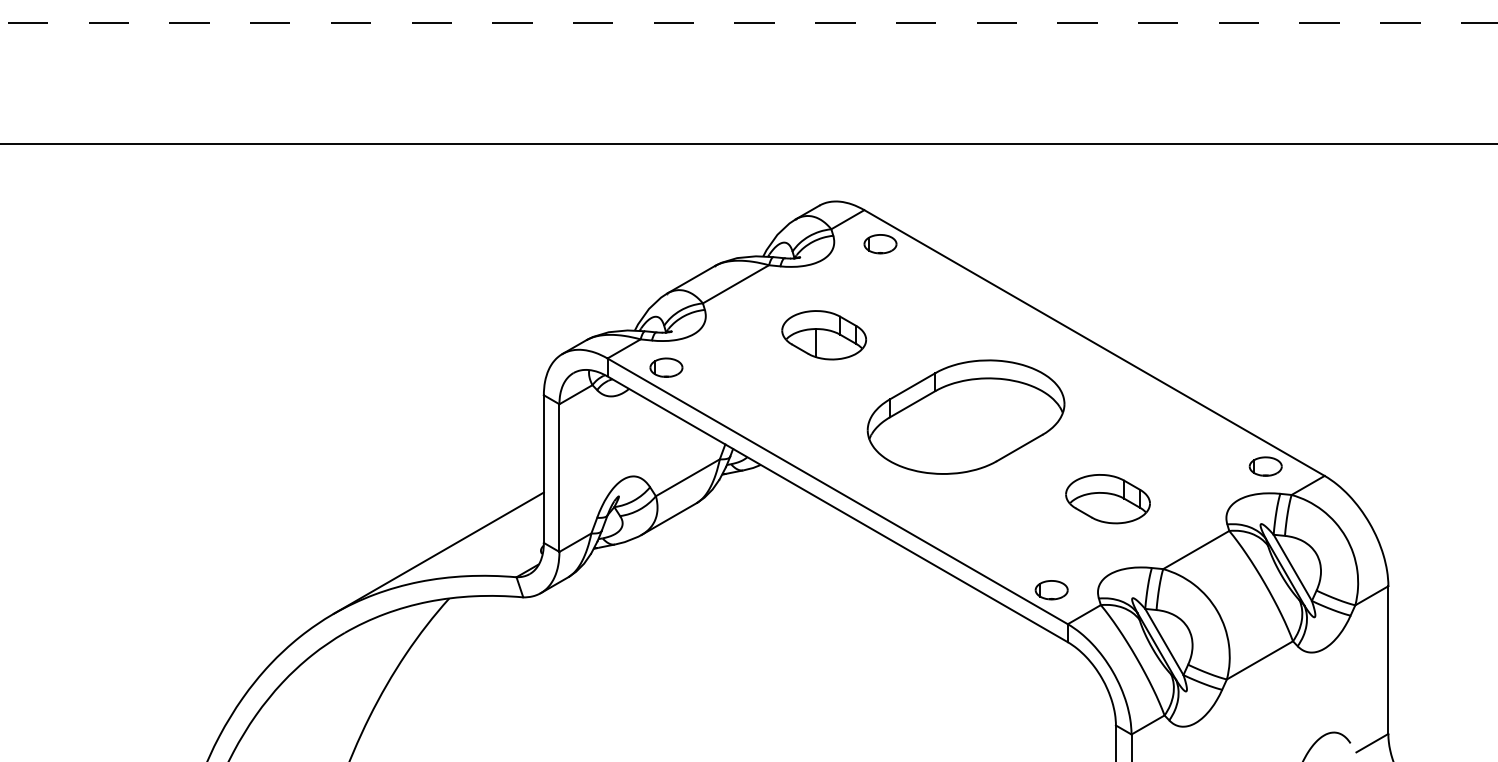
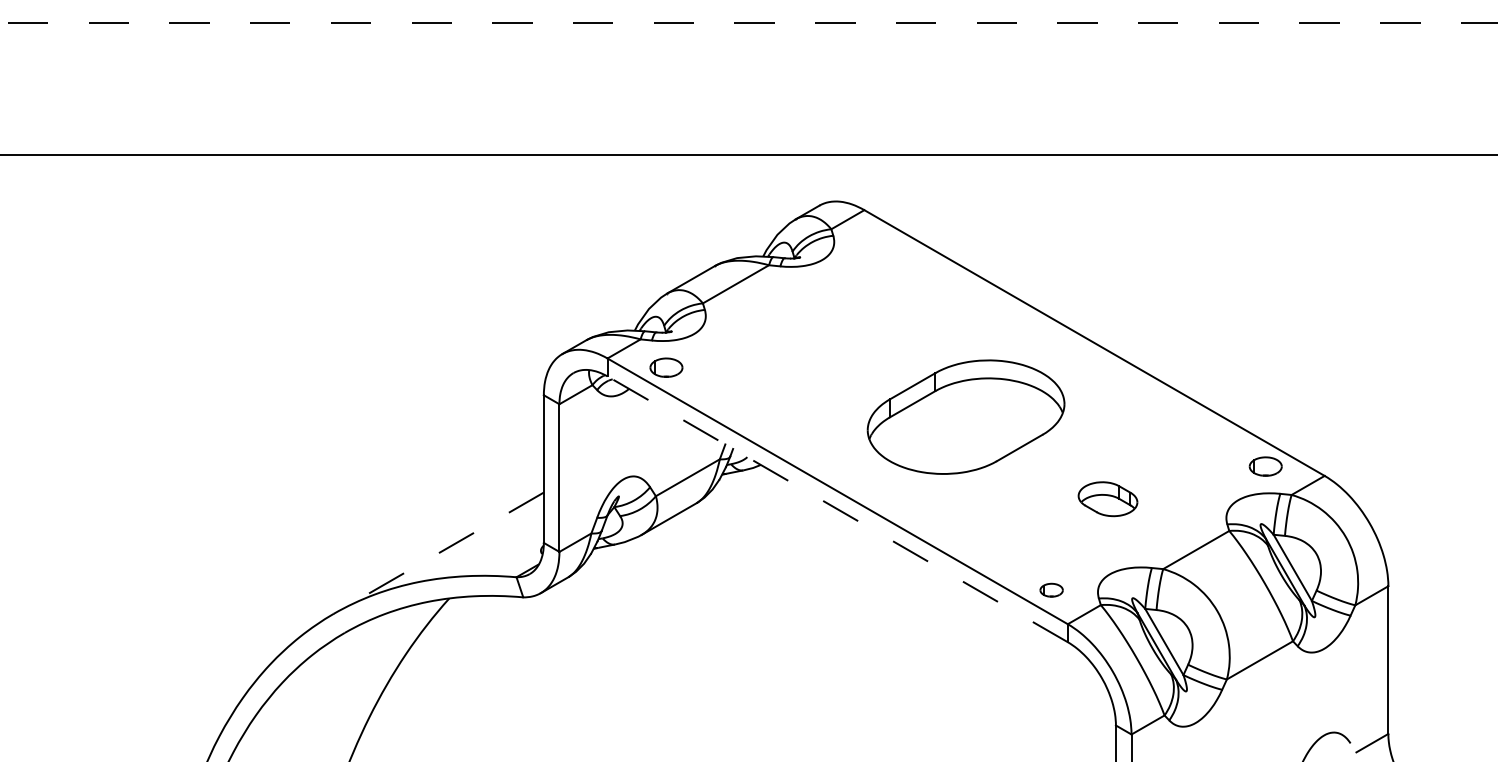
line position: (748, 144) -> (748, 155) (748, 155)
part: present -> none (880, 244)
part: present -> none (823, 335)
part size: 86x51 px -> 62x37 px (1107, 499)
line: solid -> dashed (837, 509)
line: solid -> dashed (438, 553)
part size: 35x21 px -> 25x16 px (1051, 589)
